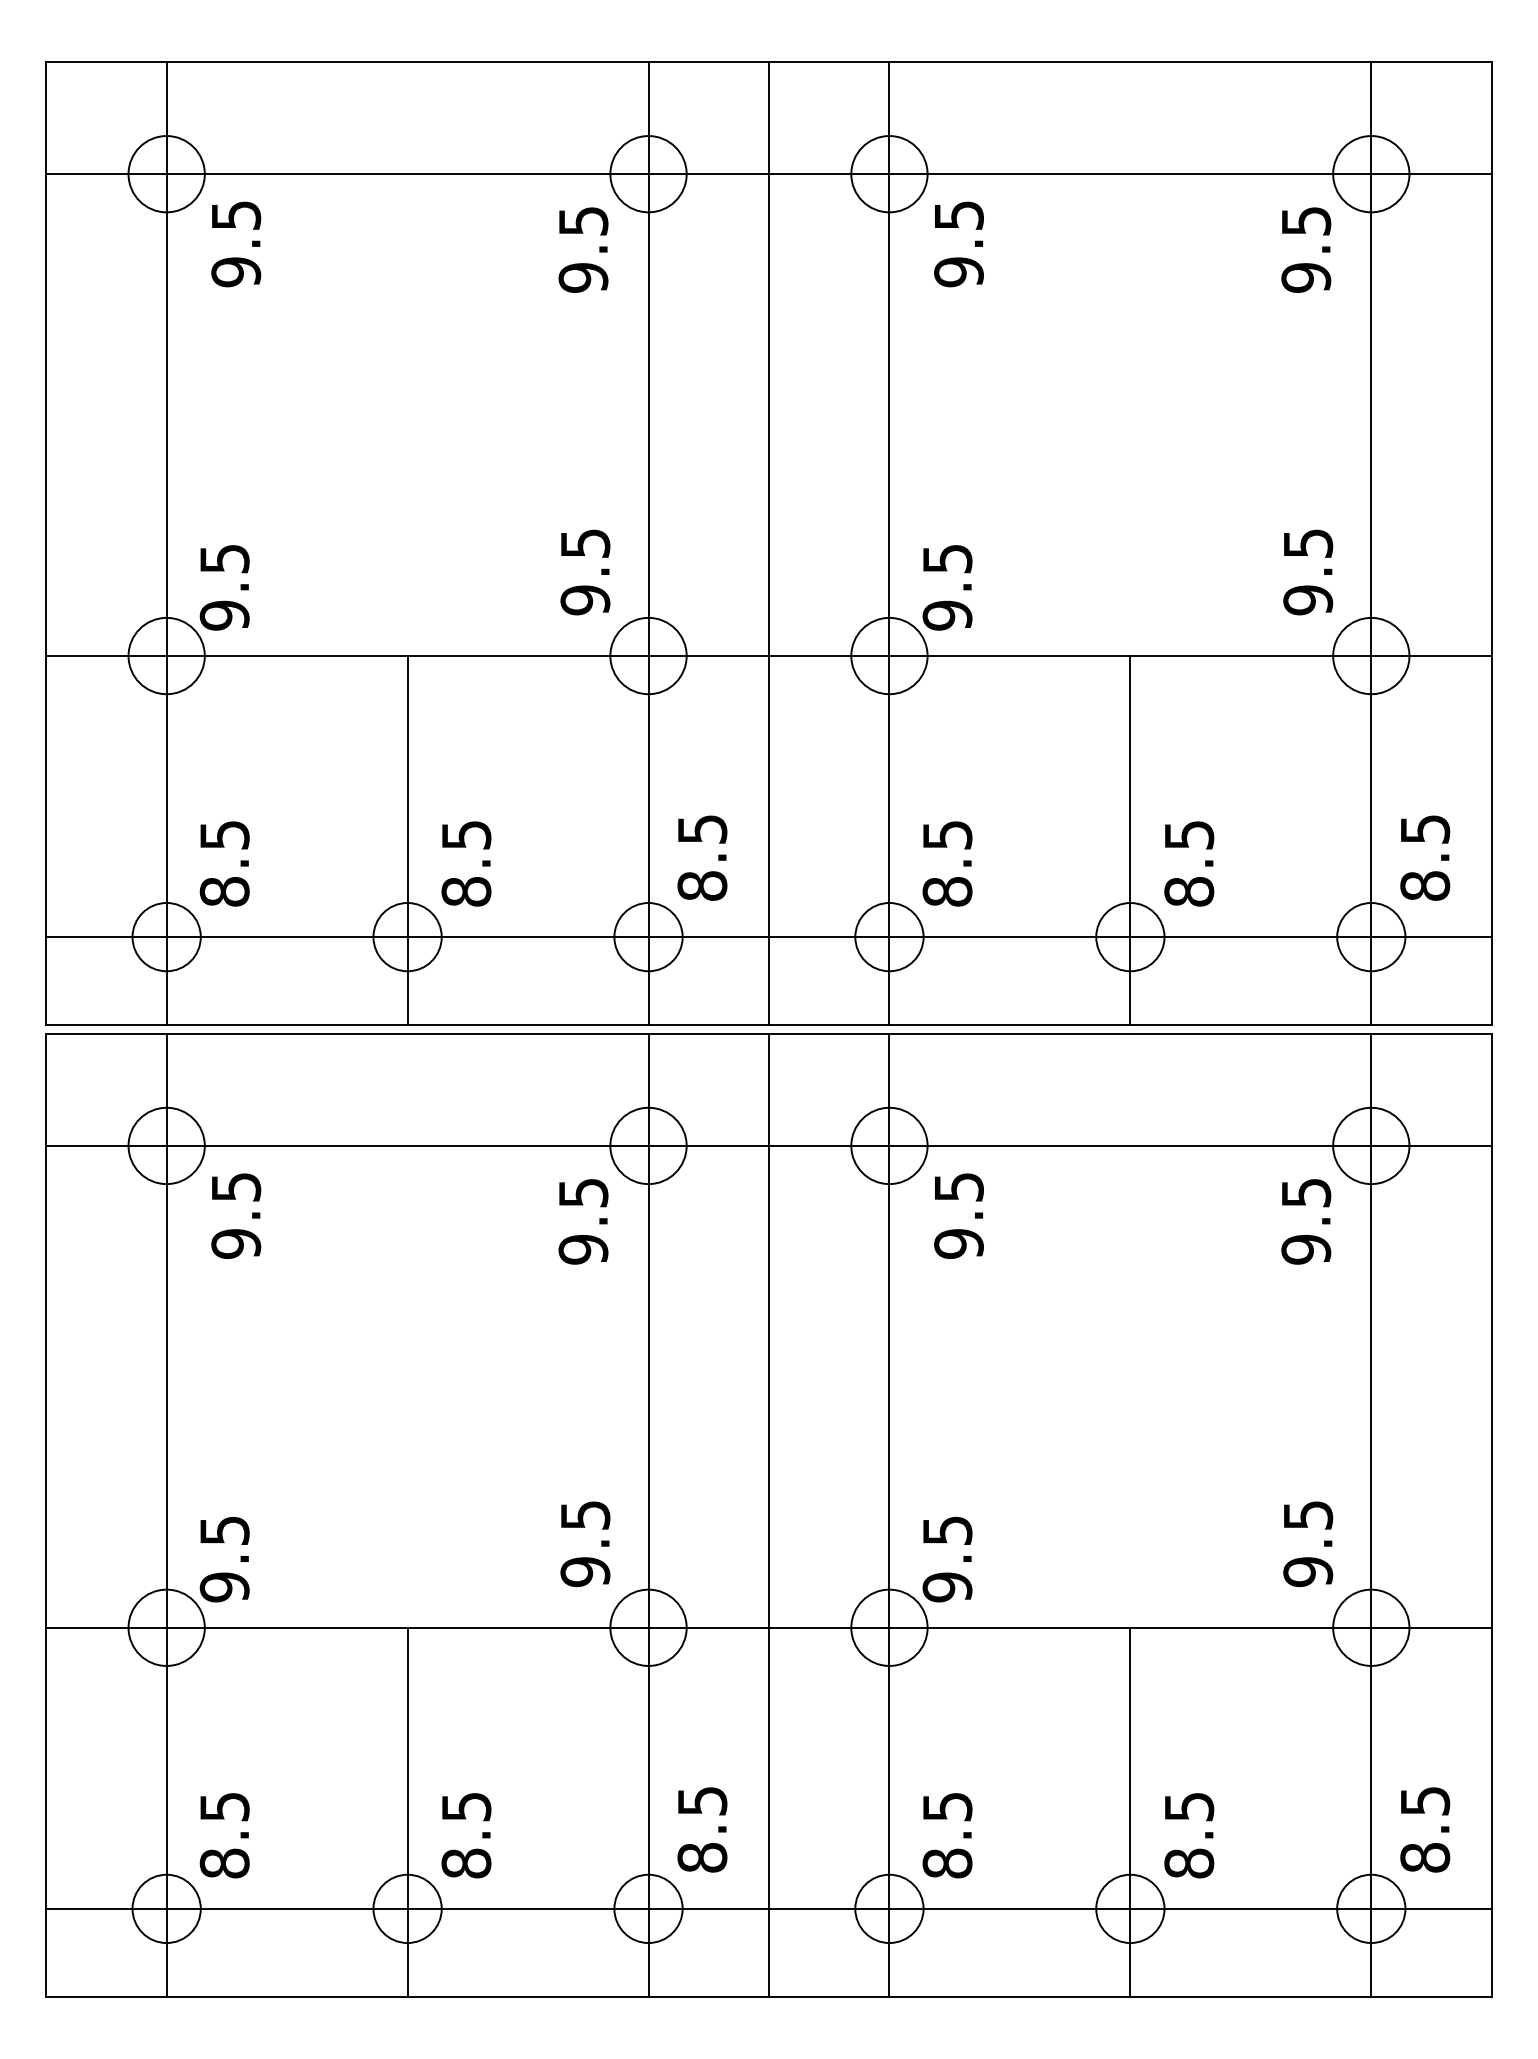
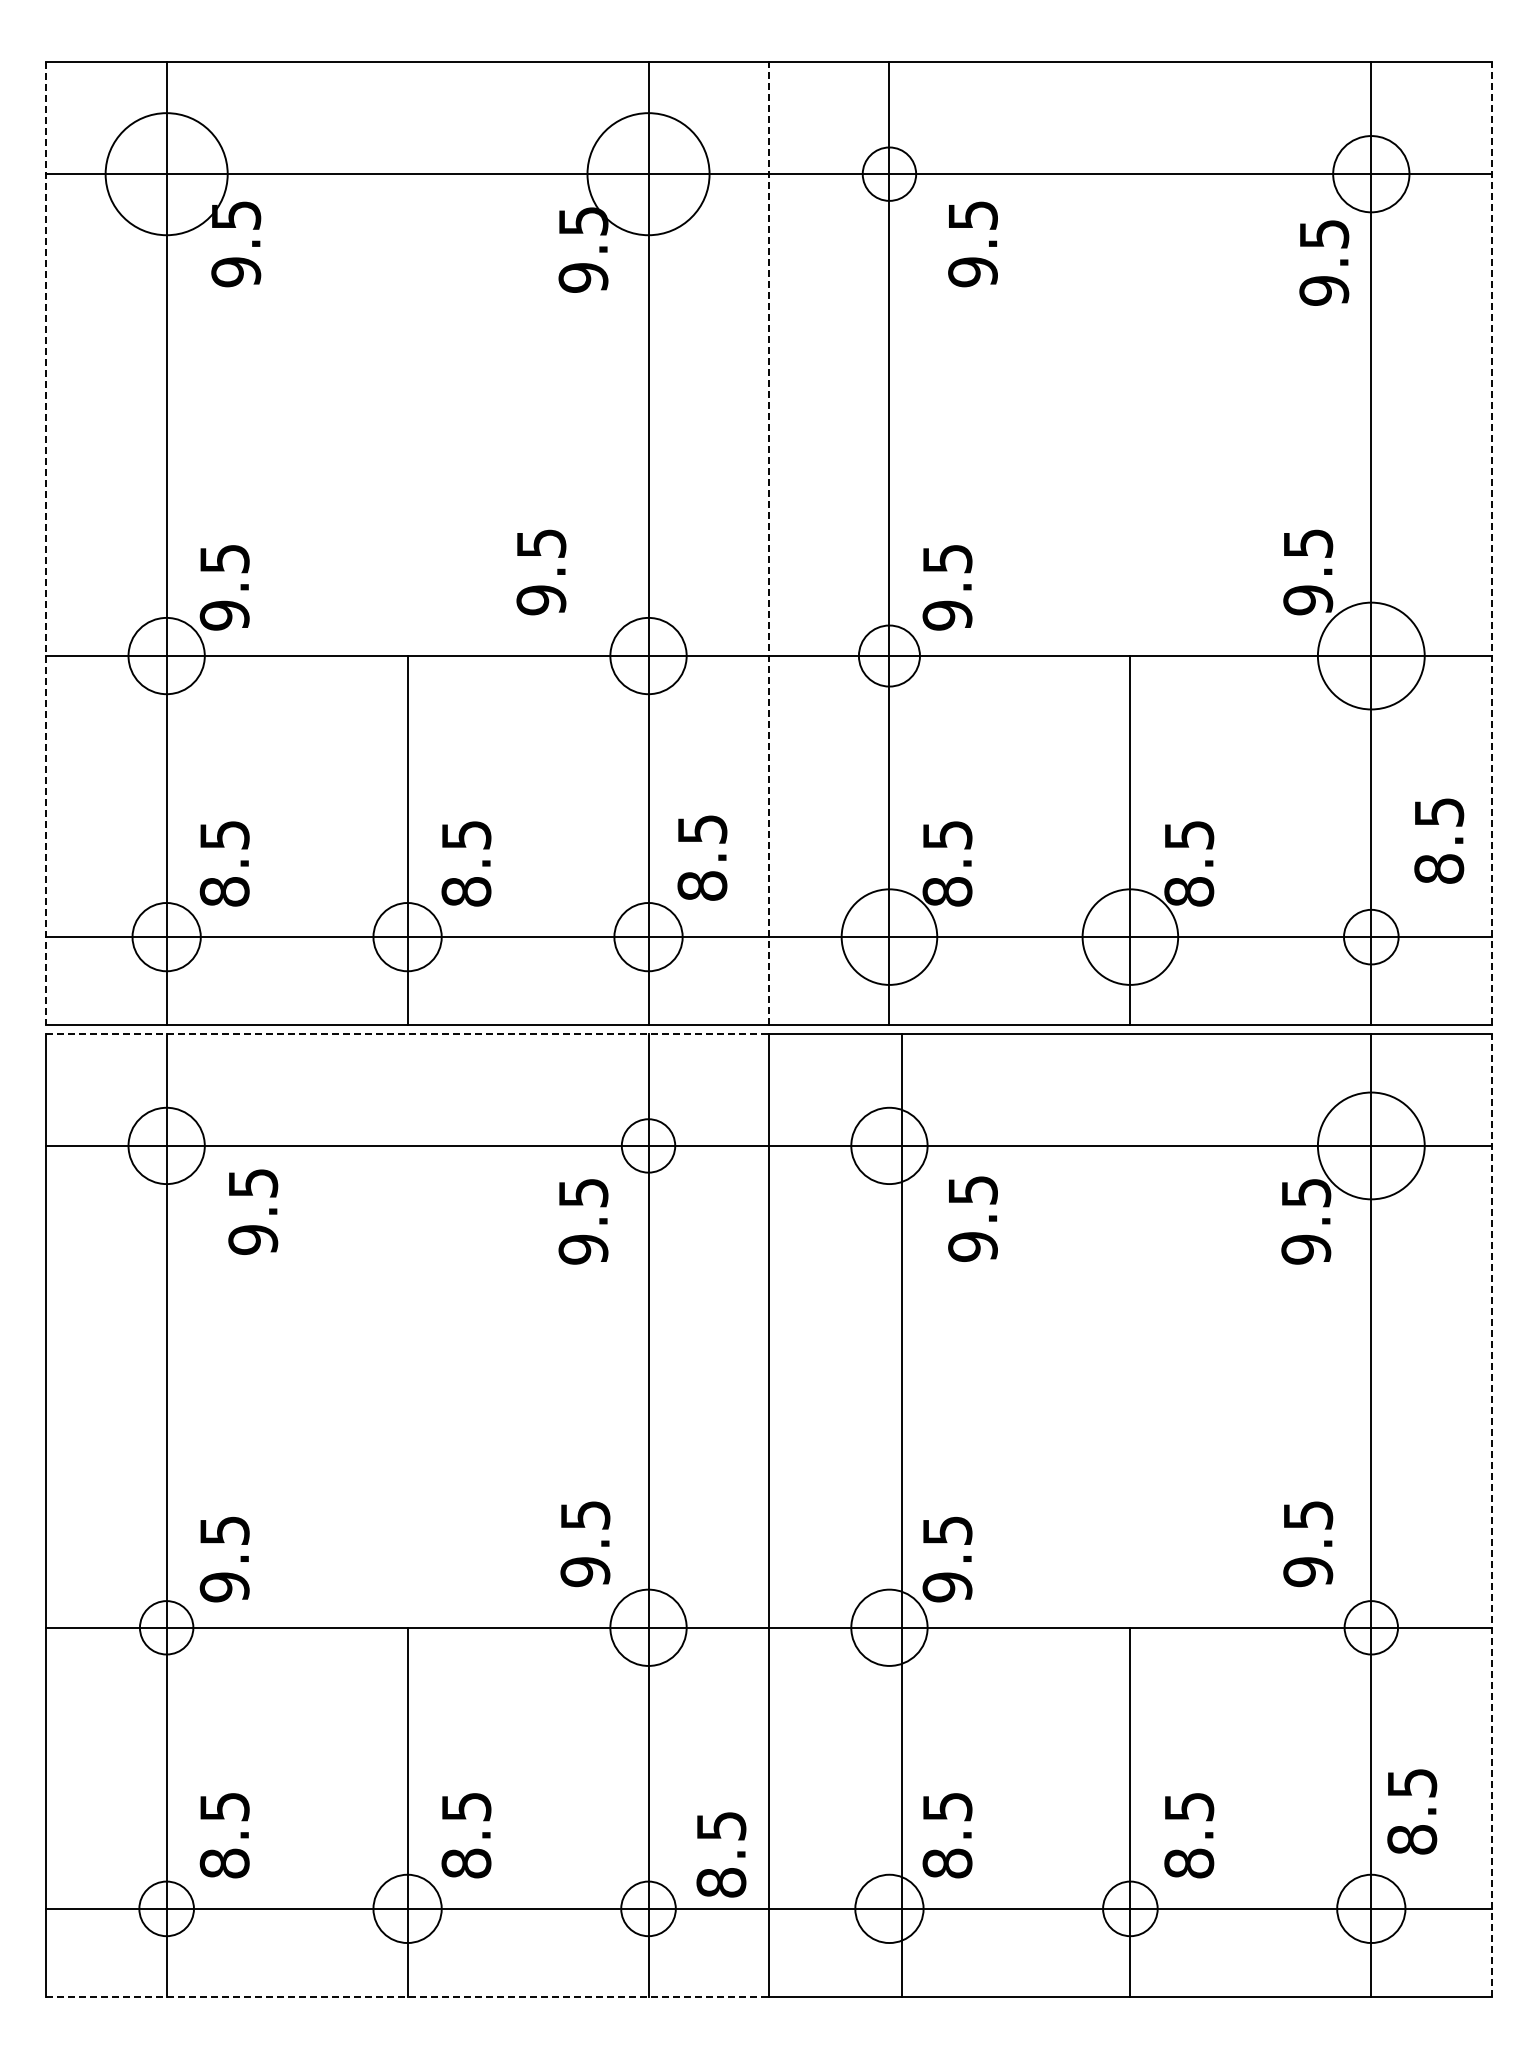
circle diameter: 76 px -> 122 px (166, 174)
circle diameter: 76 px -> 122 px (648, 174)
circle diameter: 76 px -> 53 px (889, 173)
text position: (958, 244) -> (972, 244) (972, 244)
text position: (1306, 249) -> (1324, 262) (1324, 262)
line: solid -> dashed (46, 543)
line: solid -> dashed (769, 543)
line: solid -> dashed (1491, 543)
text position: (585, 572) -> (541, 572) (541, 572)
circle diameter: 76 px -> 61 px (888, 655)
circle diameter: 76 px -> 107 px (1370, 655)
text position: (1425, 857) -> (1439, 840) (1439, 840)
circle diameter: 68 px -> 96 px (889, 936)
circle diameter: 68 px -> 96 px (1130, 936)
circle diameter: 68 px -> 55 px (1371, 936)
line: solid -> dashed (408, 1033)
circle diameter: 76 px -> 53 px (648, 1145)
circle diameter: 76 px -> 107 px (1370, 1145)
text position: (236, 1215) -> (253, 1211) (253, 1211)
text position: (958, 1215) -> (972, 1218) (972, 1218)
line position: (889, 1515) -> (902, 1515) (902, 1515)
line: solid -> dashed (1491, 1515)
circle diameter: 76 px -> 53 px (166, 1627)
circle diameter: 76 px -> 53 px (1371, 1627)
text position: (702, 1829) -> (721, 1854) (721, 1854)
text position: (1425, 1829) -> (1412, 1811) (1412, 1811)
circle diameter: 68 px -> 55 px (166, 1908)
circle diameter: 68 px -> 55 px (648, 1908)
circle diameter: 68 px -> 55 px (1130, 1908)
line: solid -> dashed (408, 1997)
